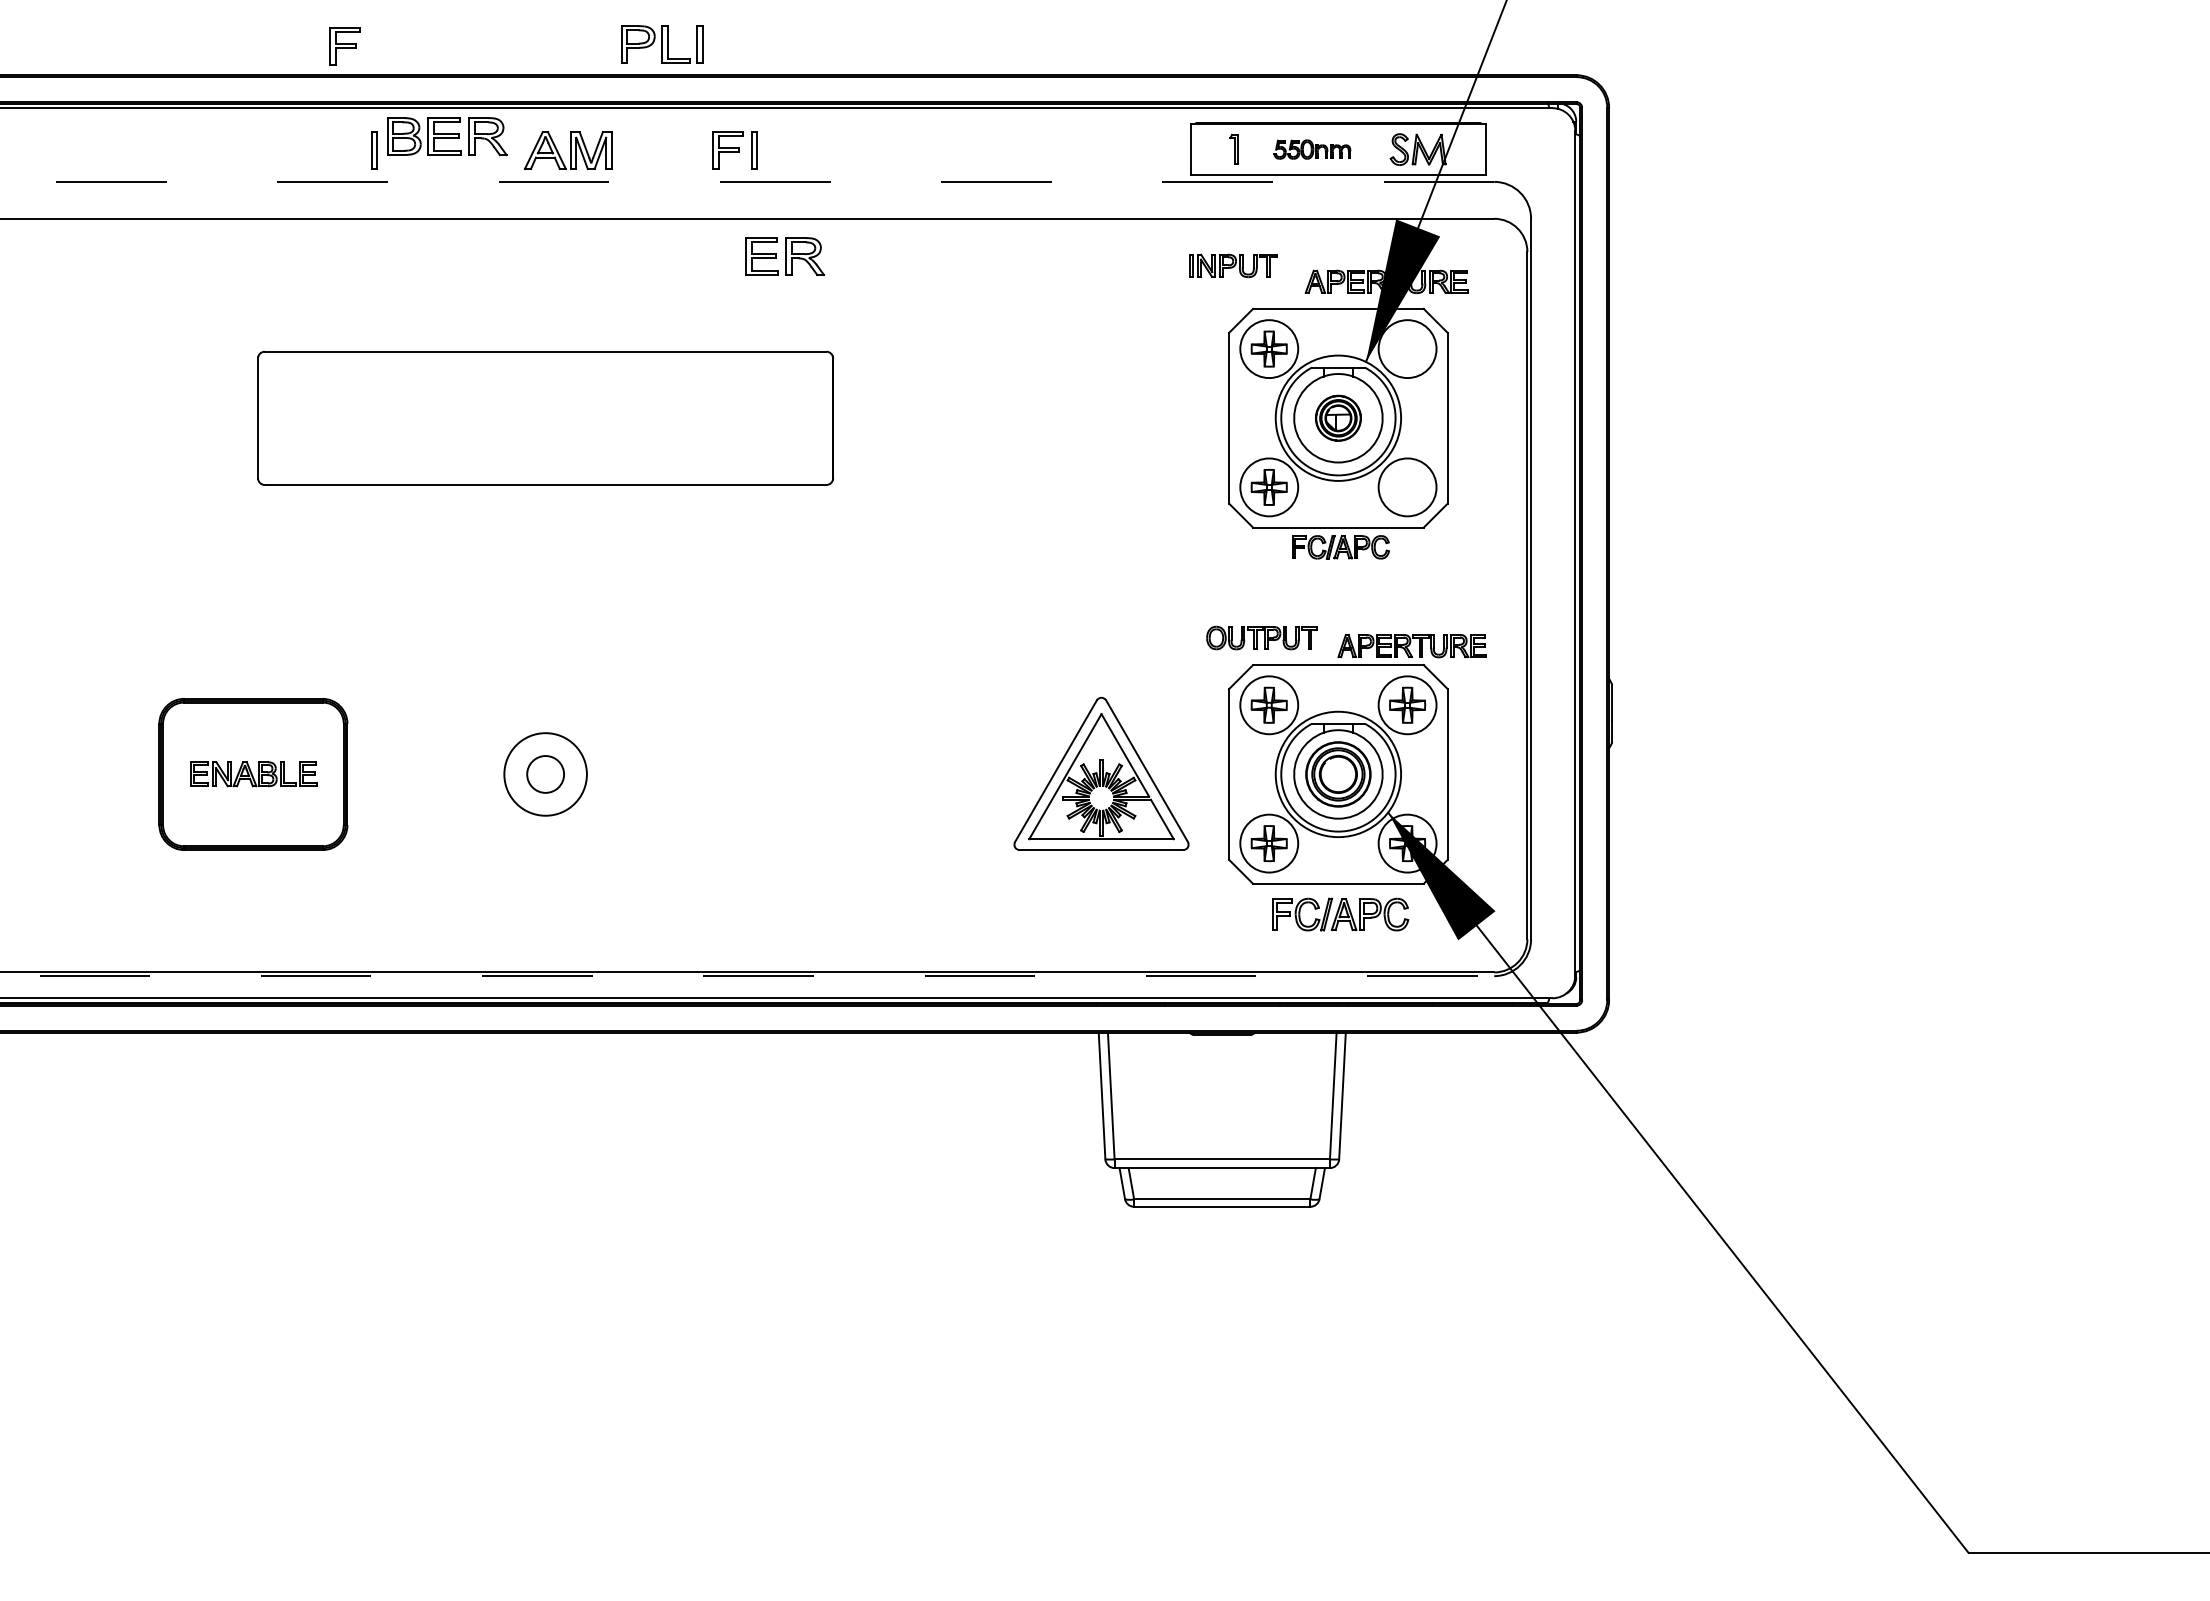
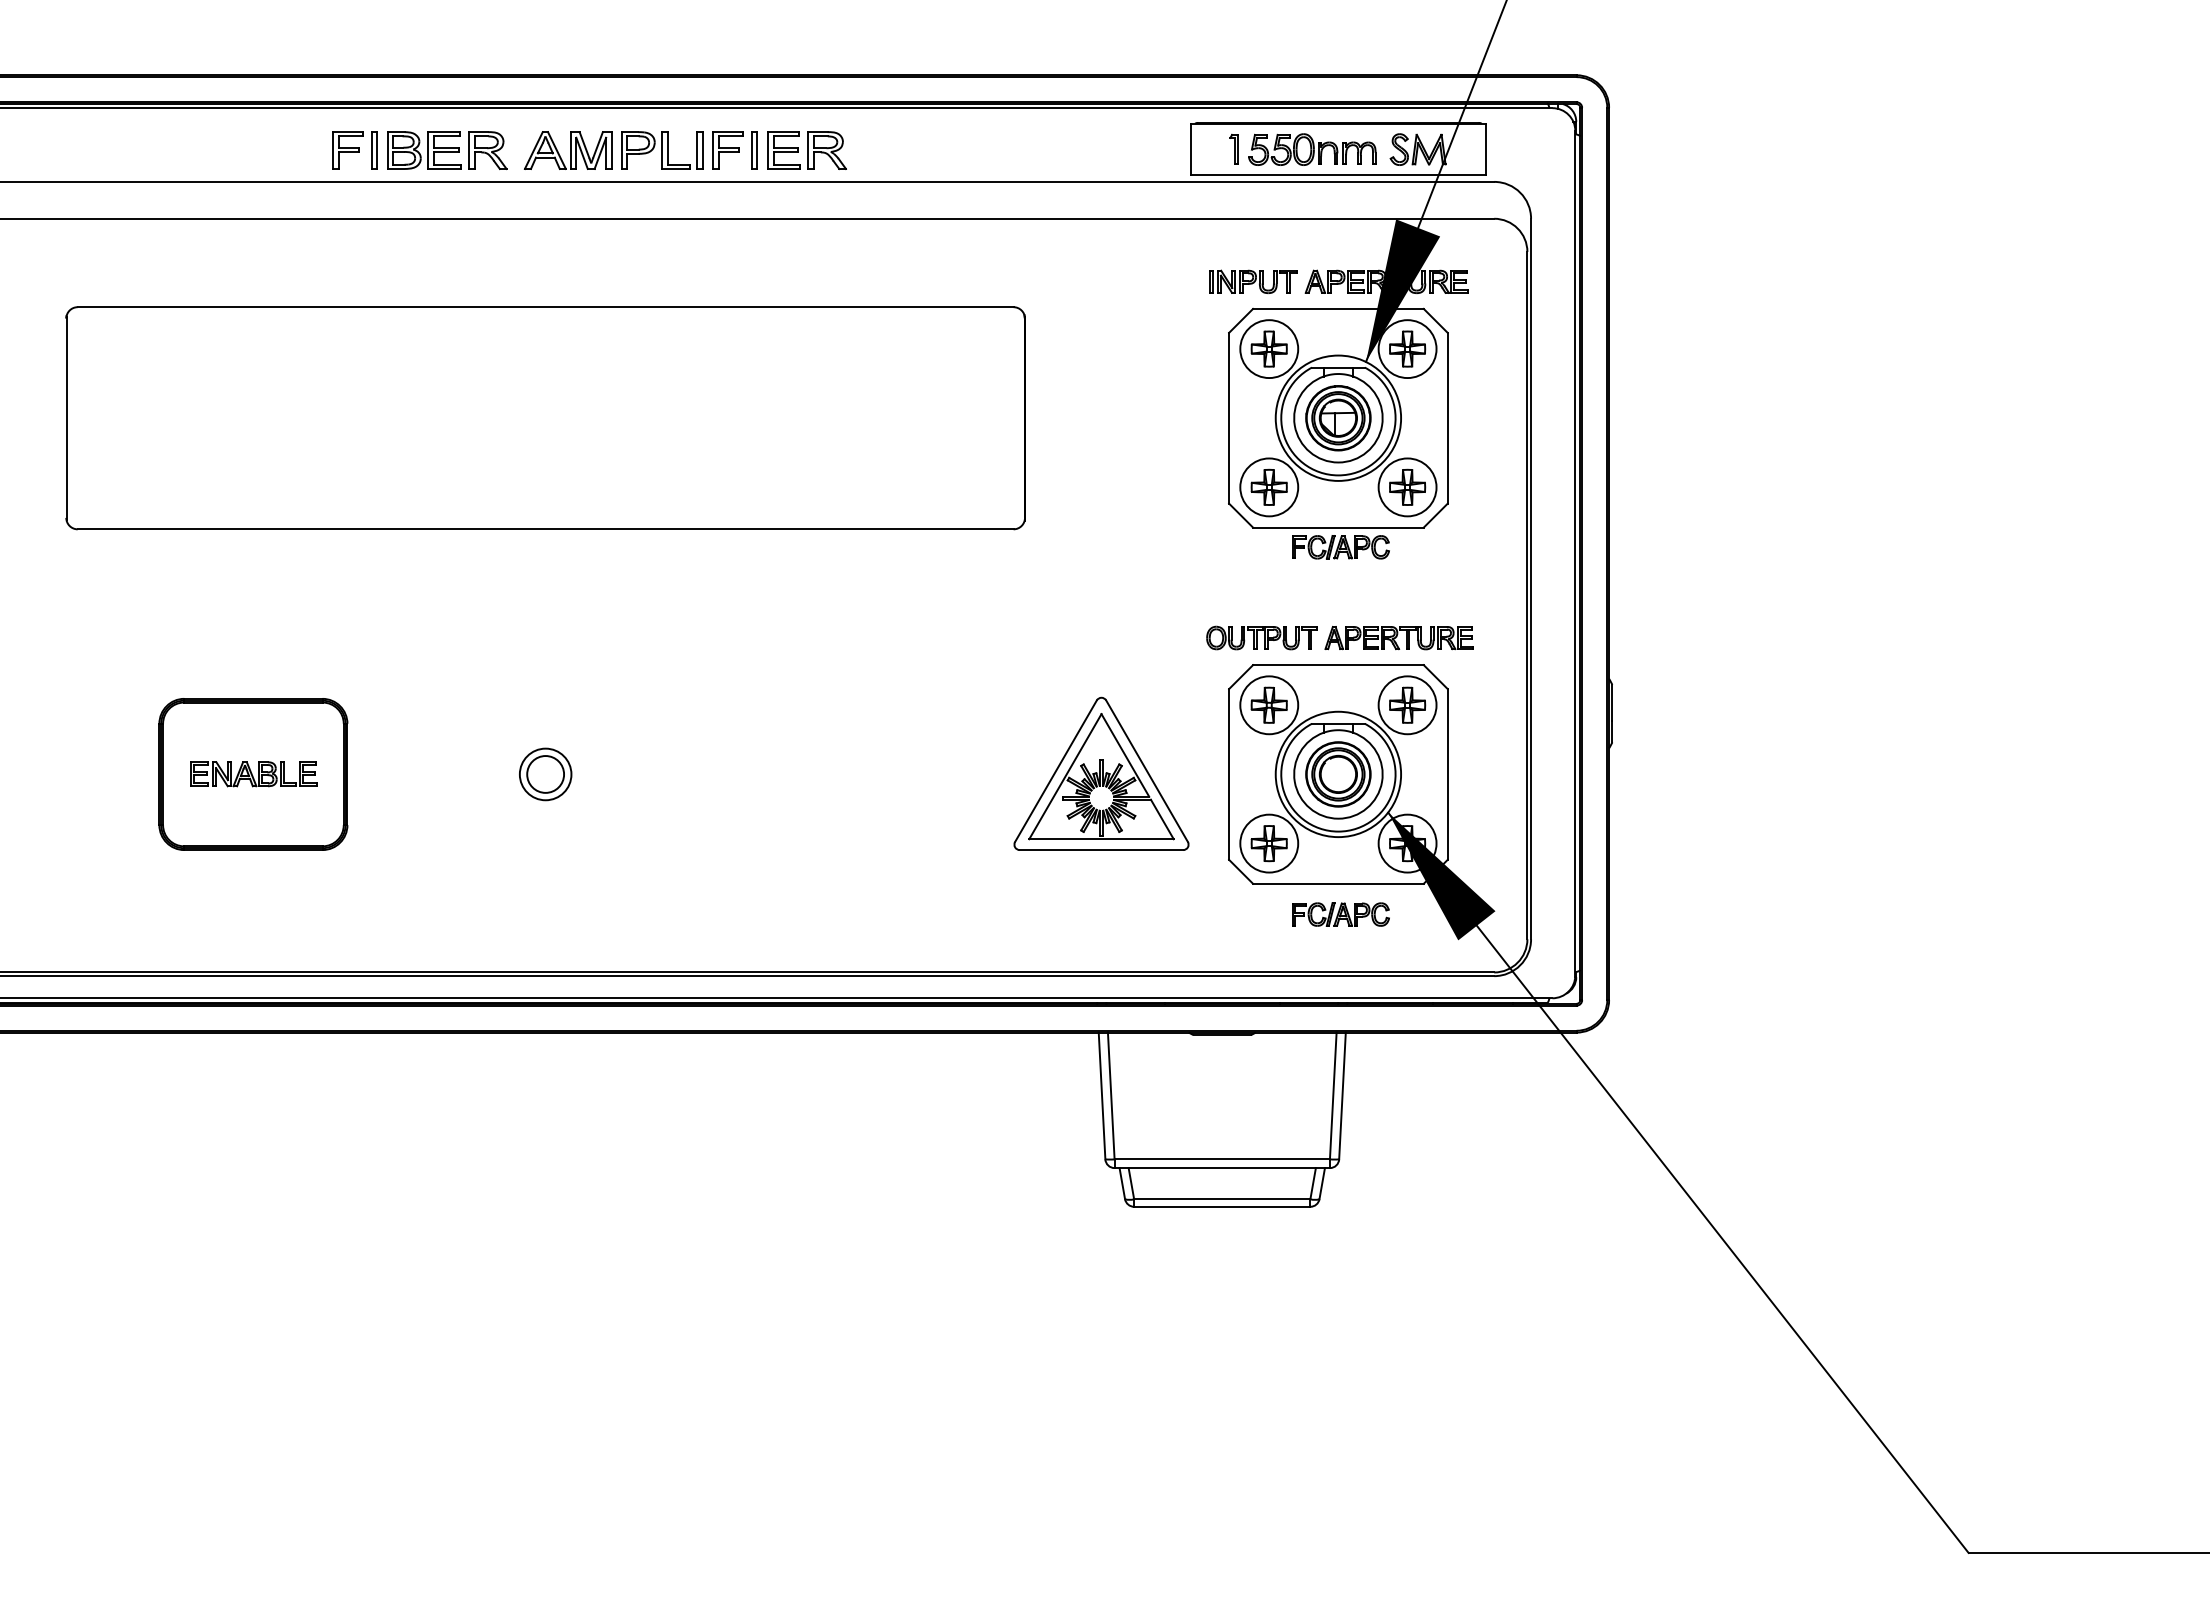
part position: (662, 44) -> (662, 150) (662, 150)
part position: (344, 46) -> (347, 150) (347, 150)
part position: (447, 136) -> (447, 150) (447, 150)
part size: 79x21 px -> 129x33 px (1312, 149)
line: dashed -> solid (747, 181)
part position: (784, 256) -> (806, 150) (806, 150)
part position: (1233, 265) -> (1253, 281) (1253, 281)
part: none -> present (1407, 348)
part size: 577x136 px -> 961x225 px (545, 418)
part size: 47x48 px -> 67x67 px (1338, 418)
part: none -> present (1407, 486)
part position: (1411, 646) -> (1398, 638) (1398, 638)
circle diameter: 83 px -> 52 px (545, 774)
part size: 138x35 px -> 98x25 px (1340, 914)
line: dashed -> solid (747, 976)
